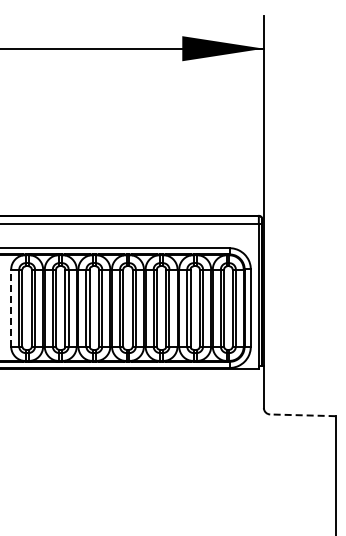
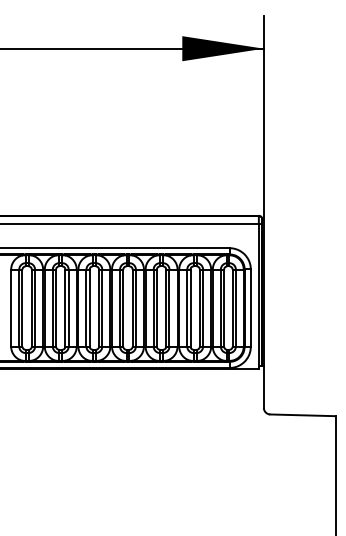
line: dashed -> solid (11, 307)
line: dashed -> solid (302, 415)
